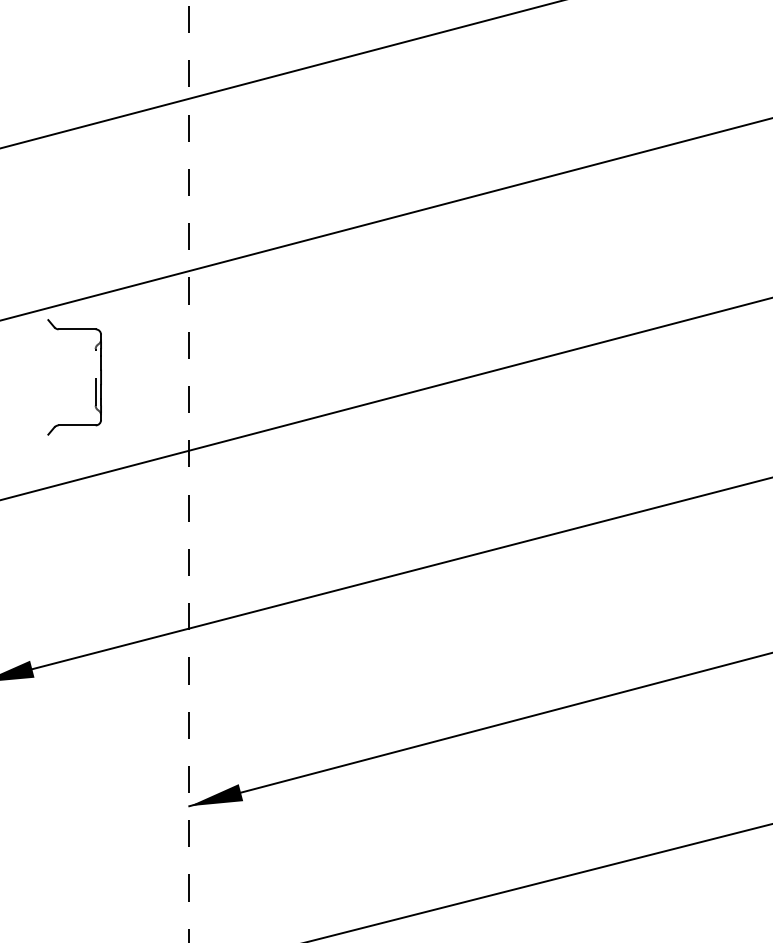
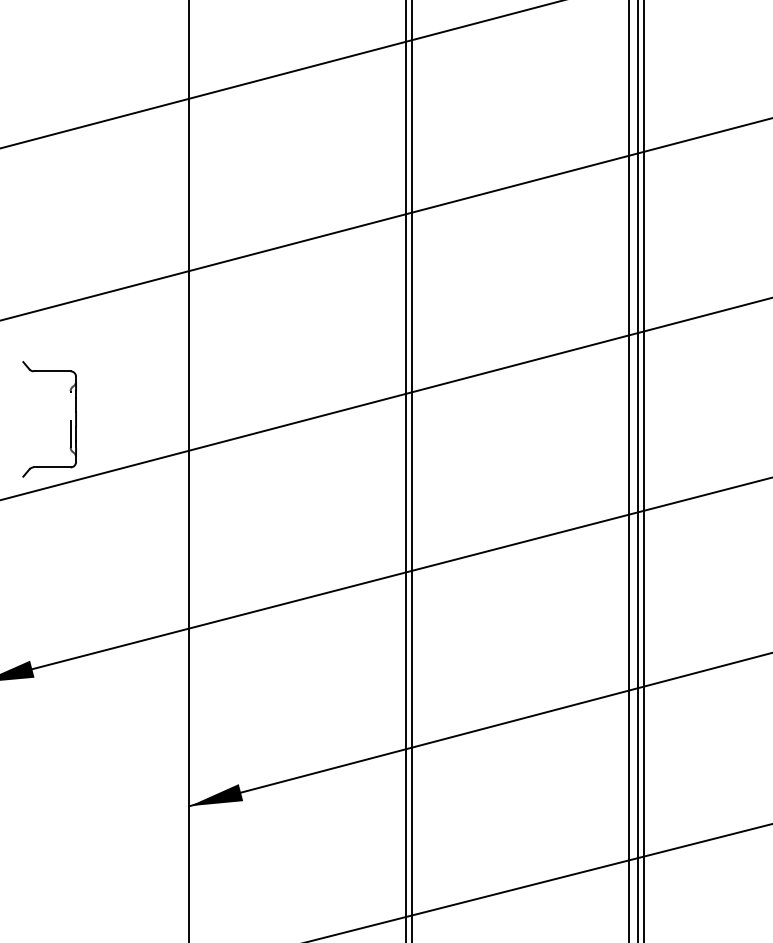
part position: (95, 378) -> (70, 420) (70, 420)
line: none -> present (406, 470)
line: none -> present (412, 470)
line: none -> present (629, 470)
line: none -> present (638, 470)
line: none -> present (644, 470)
line: dashed -> solid (189, 472)
